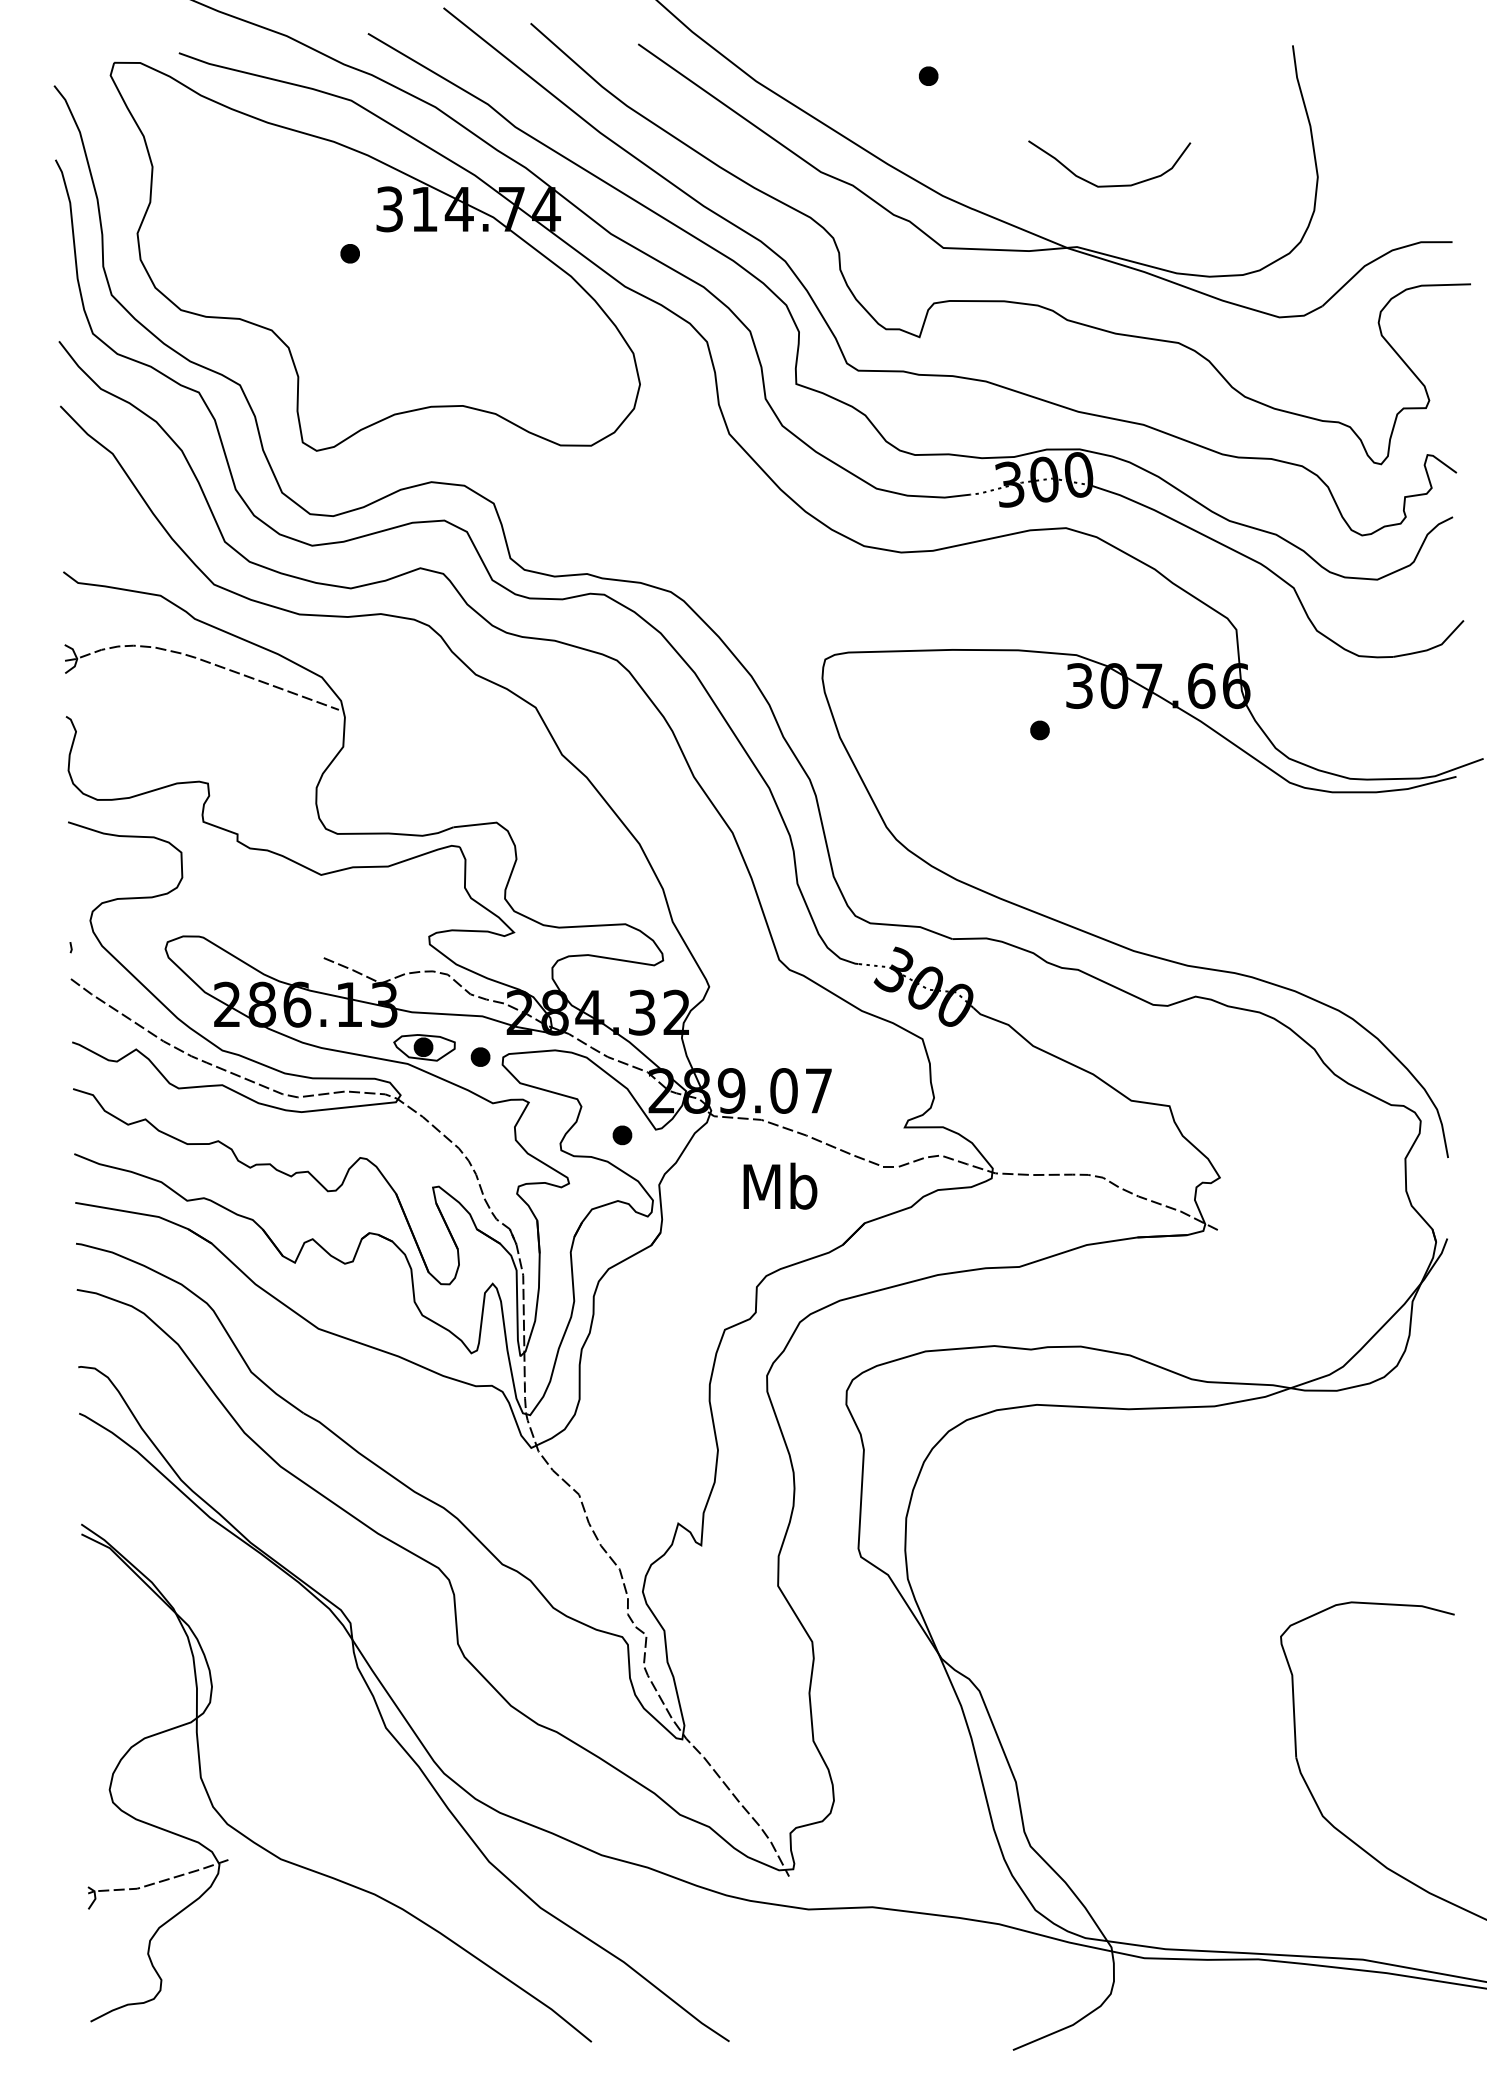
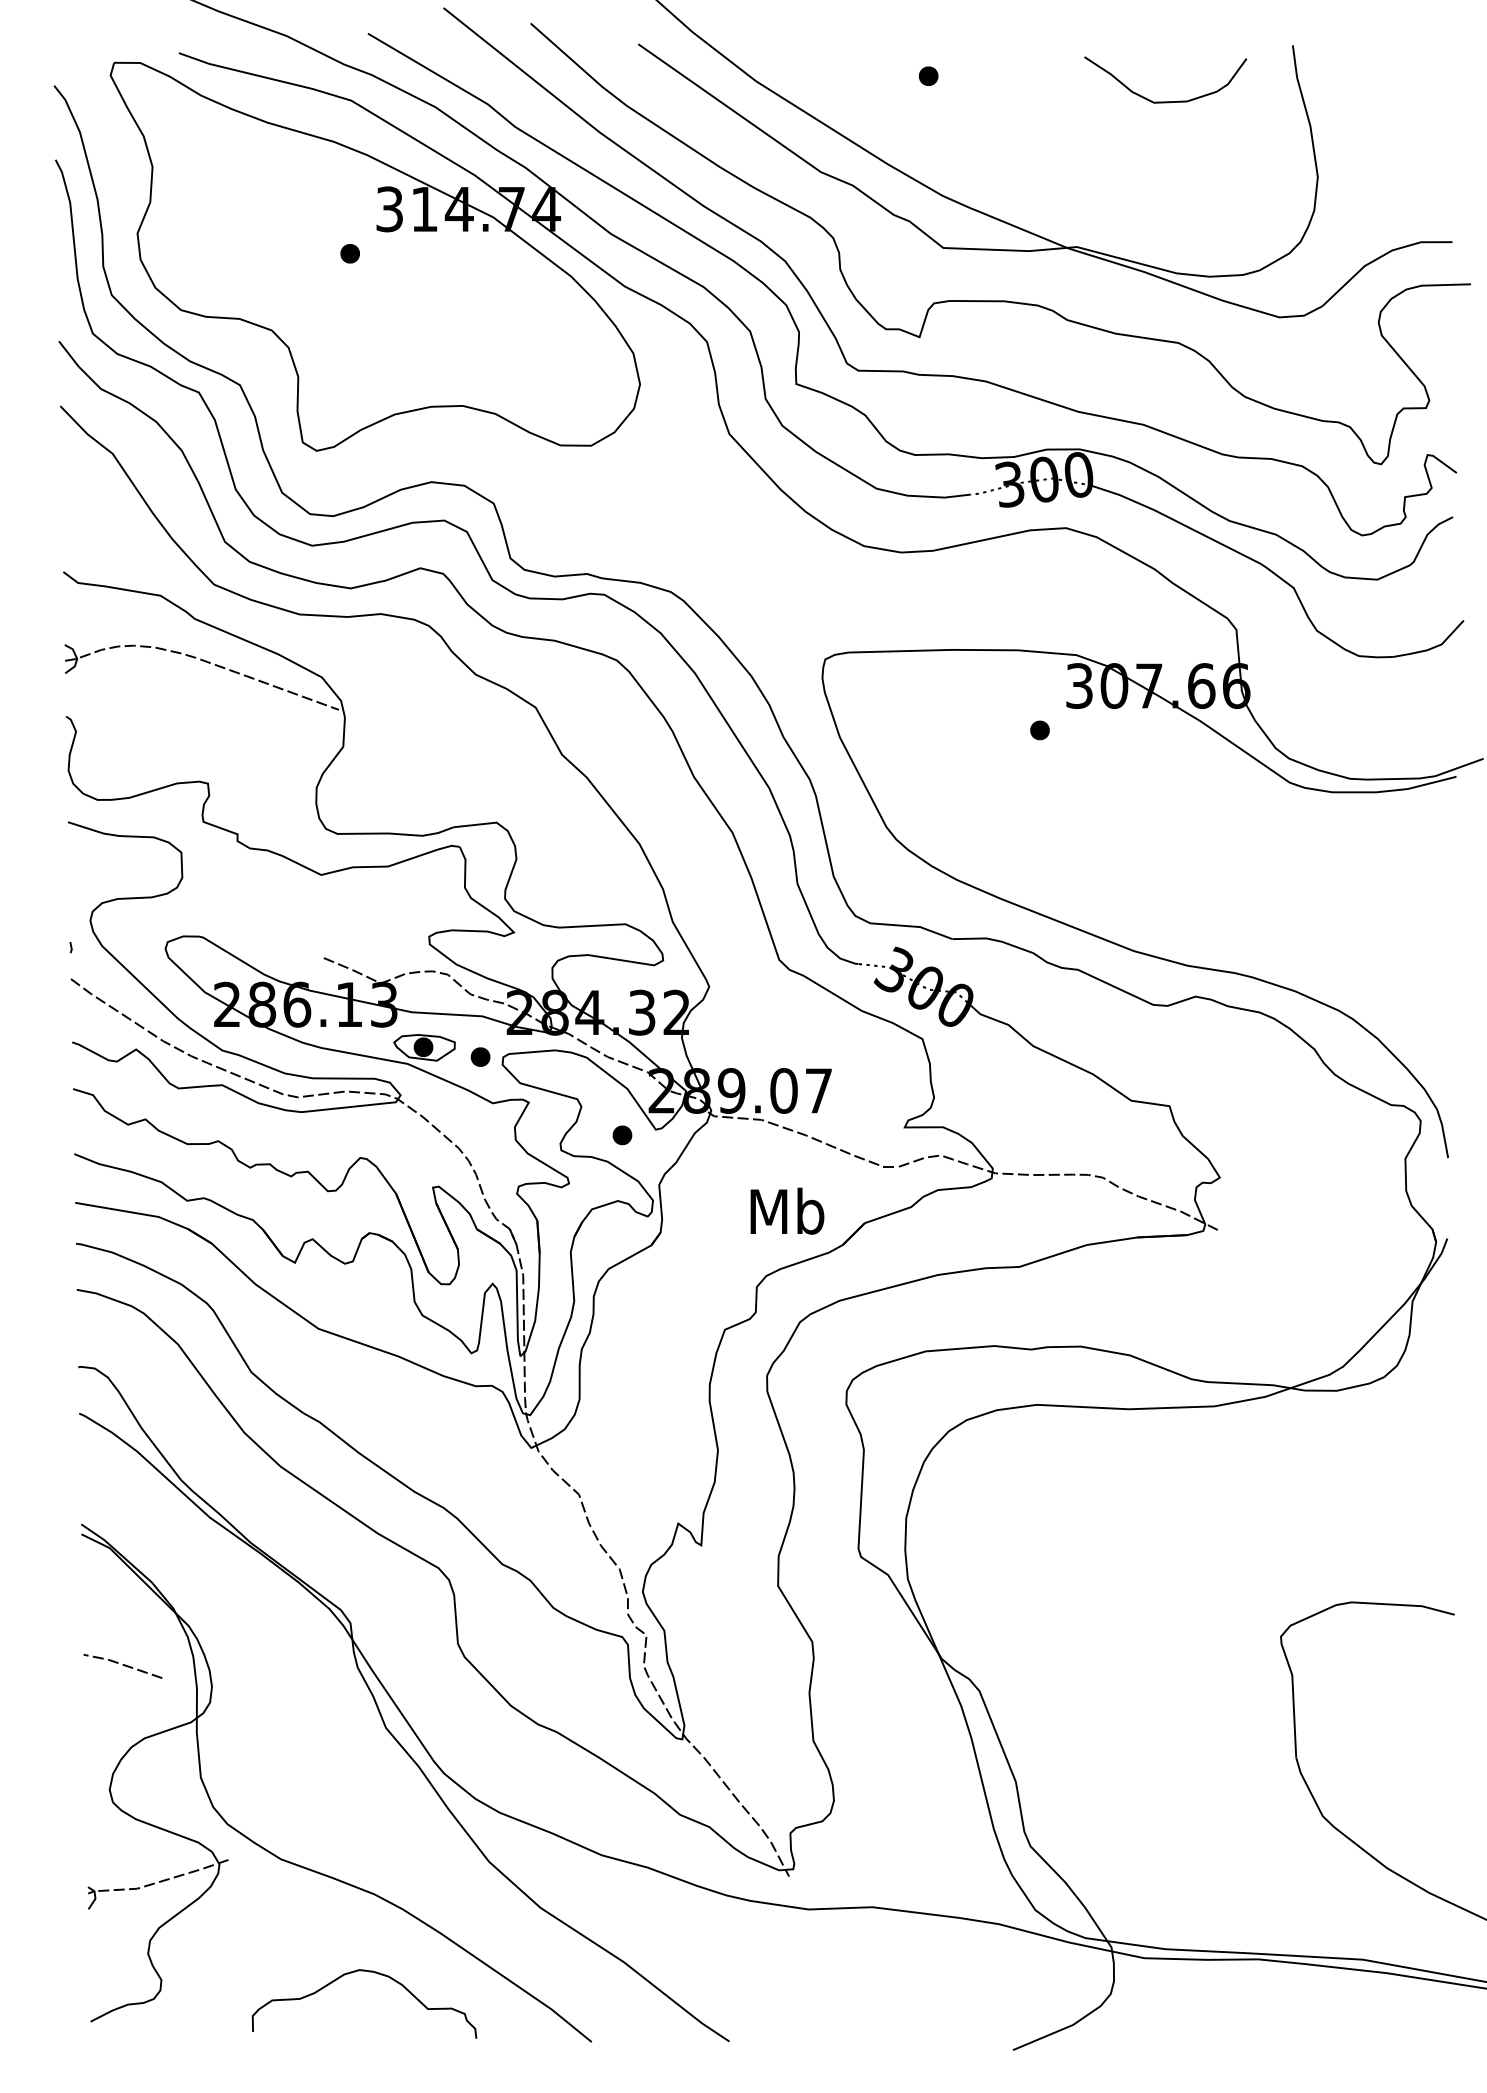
curve position: (1109, 185) -> (1165, 101) (1165, 101)
text position: (780, 1185) -> (787, 1210) (787, 1210)
line: none -> present (122, 1665)
curve: none -> present (368, 1972)
